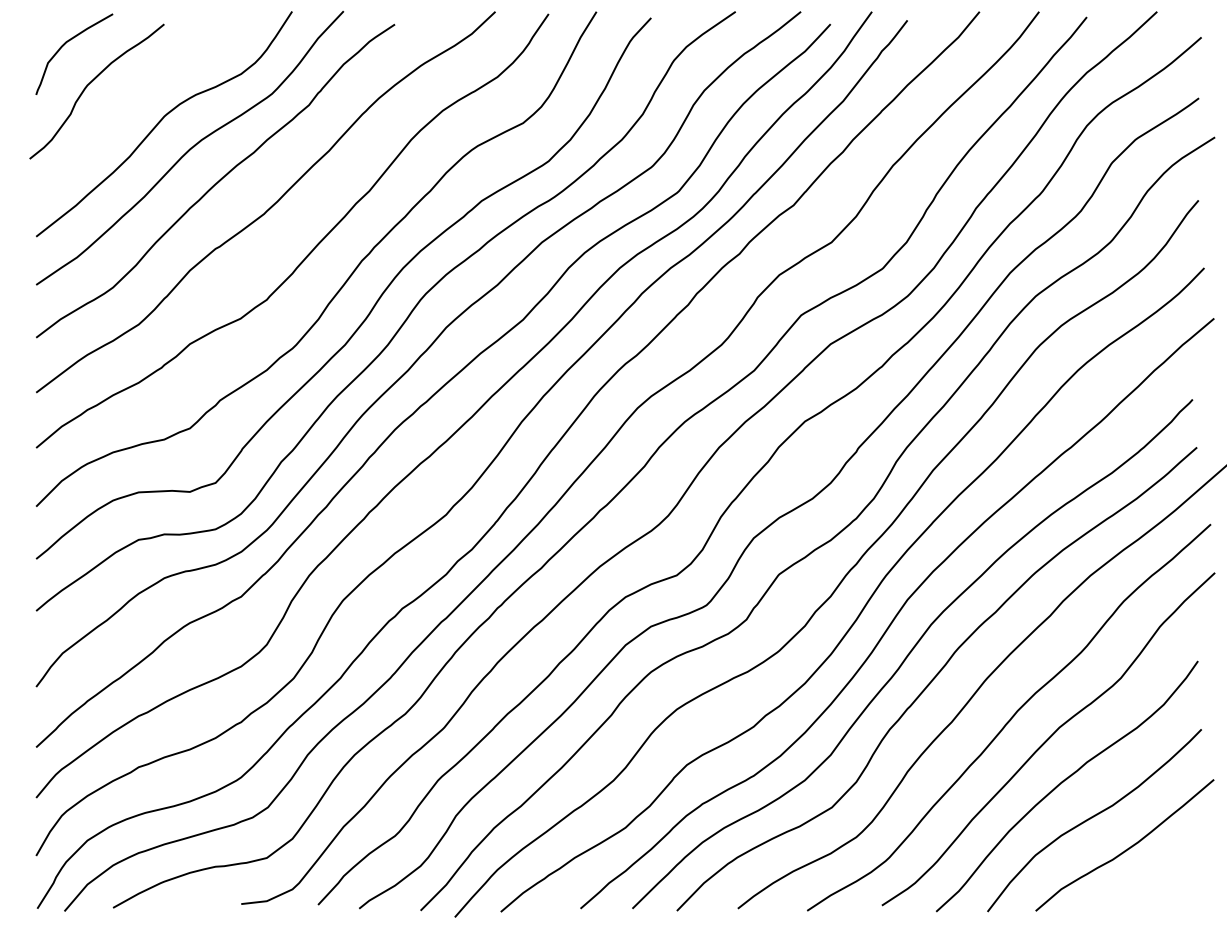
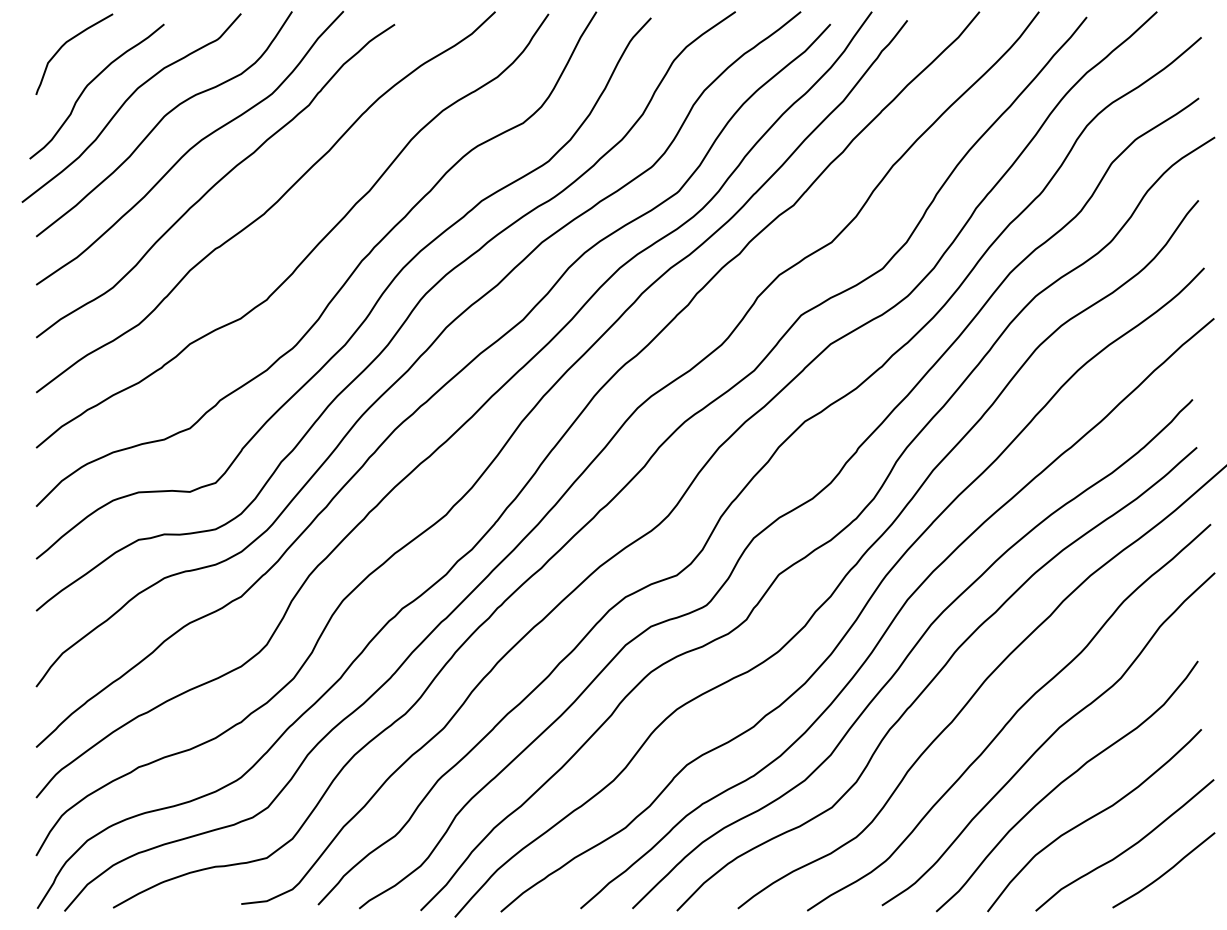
curve: none -> present (125, 103)
curve: none -> present (1165, 871)
